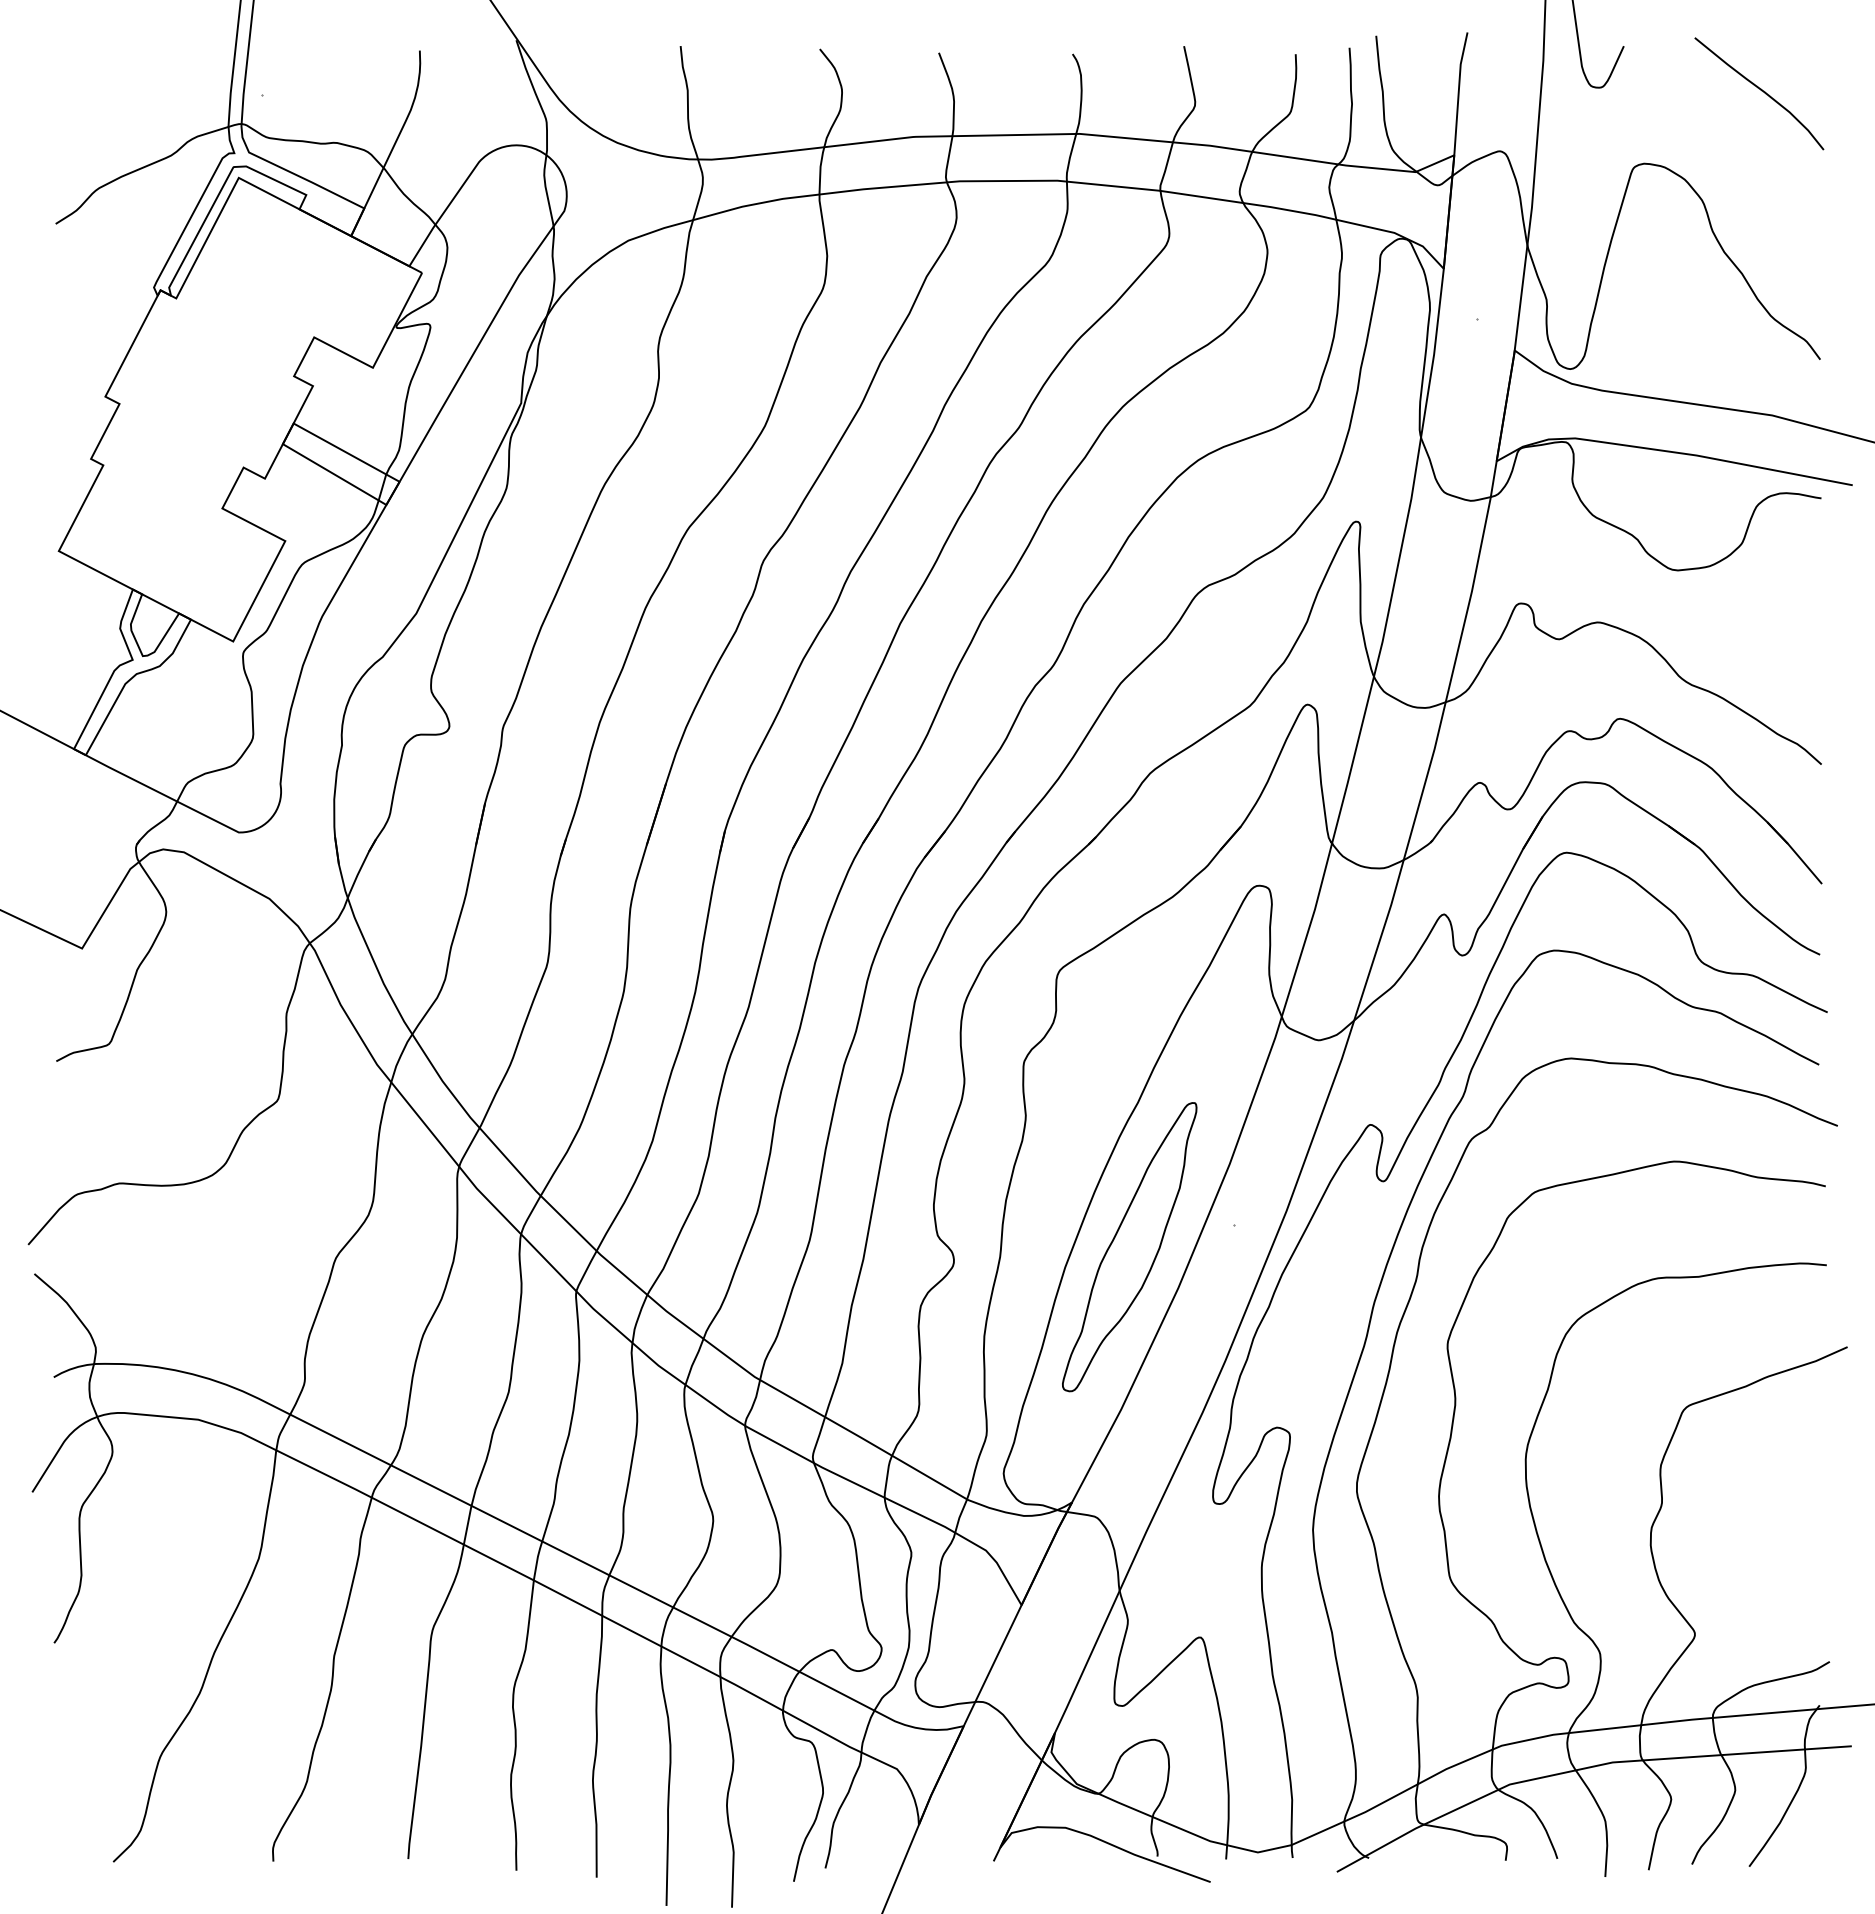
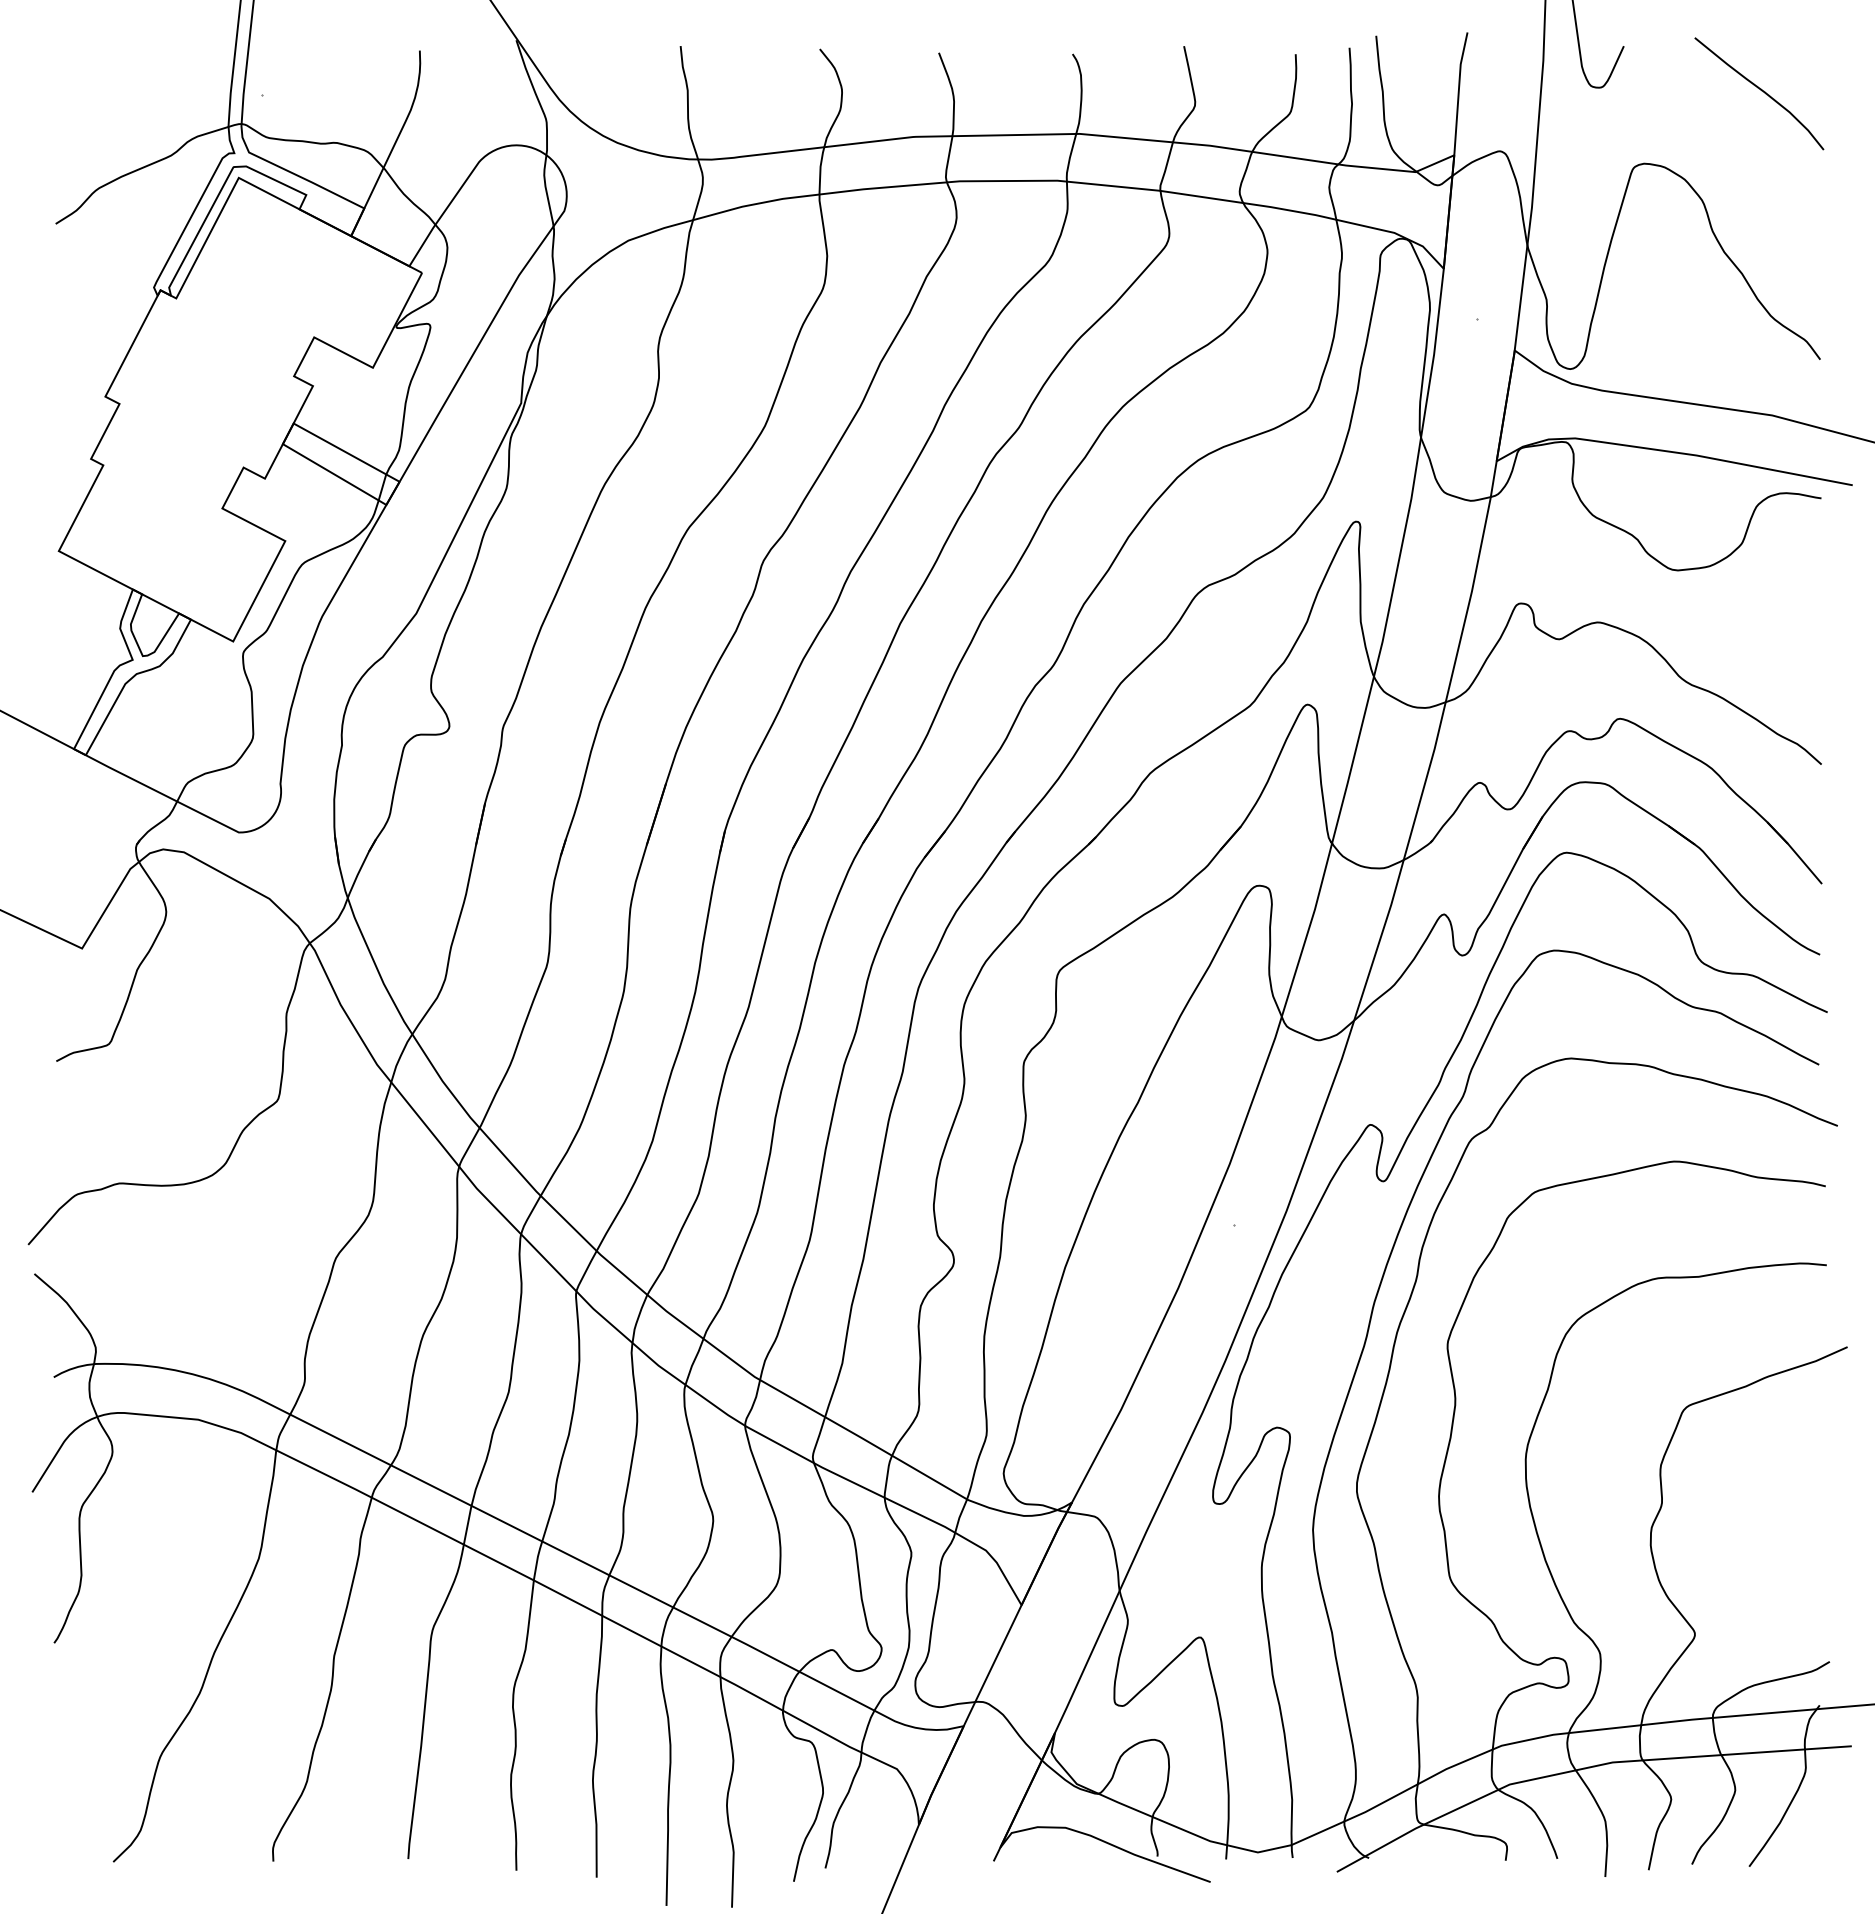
part: present -> none (1129, 1247)
